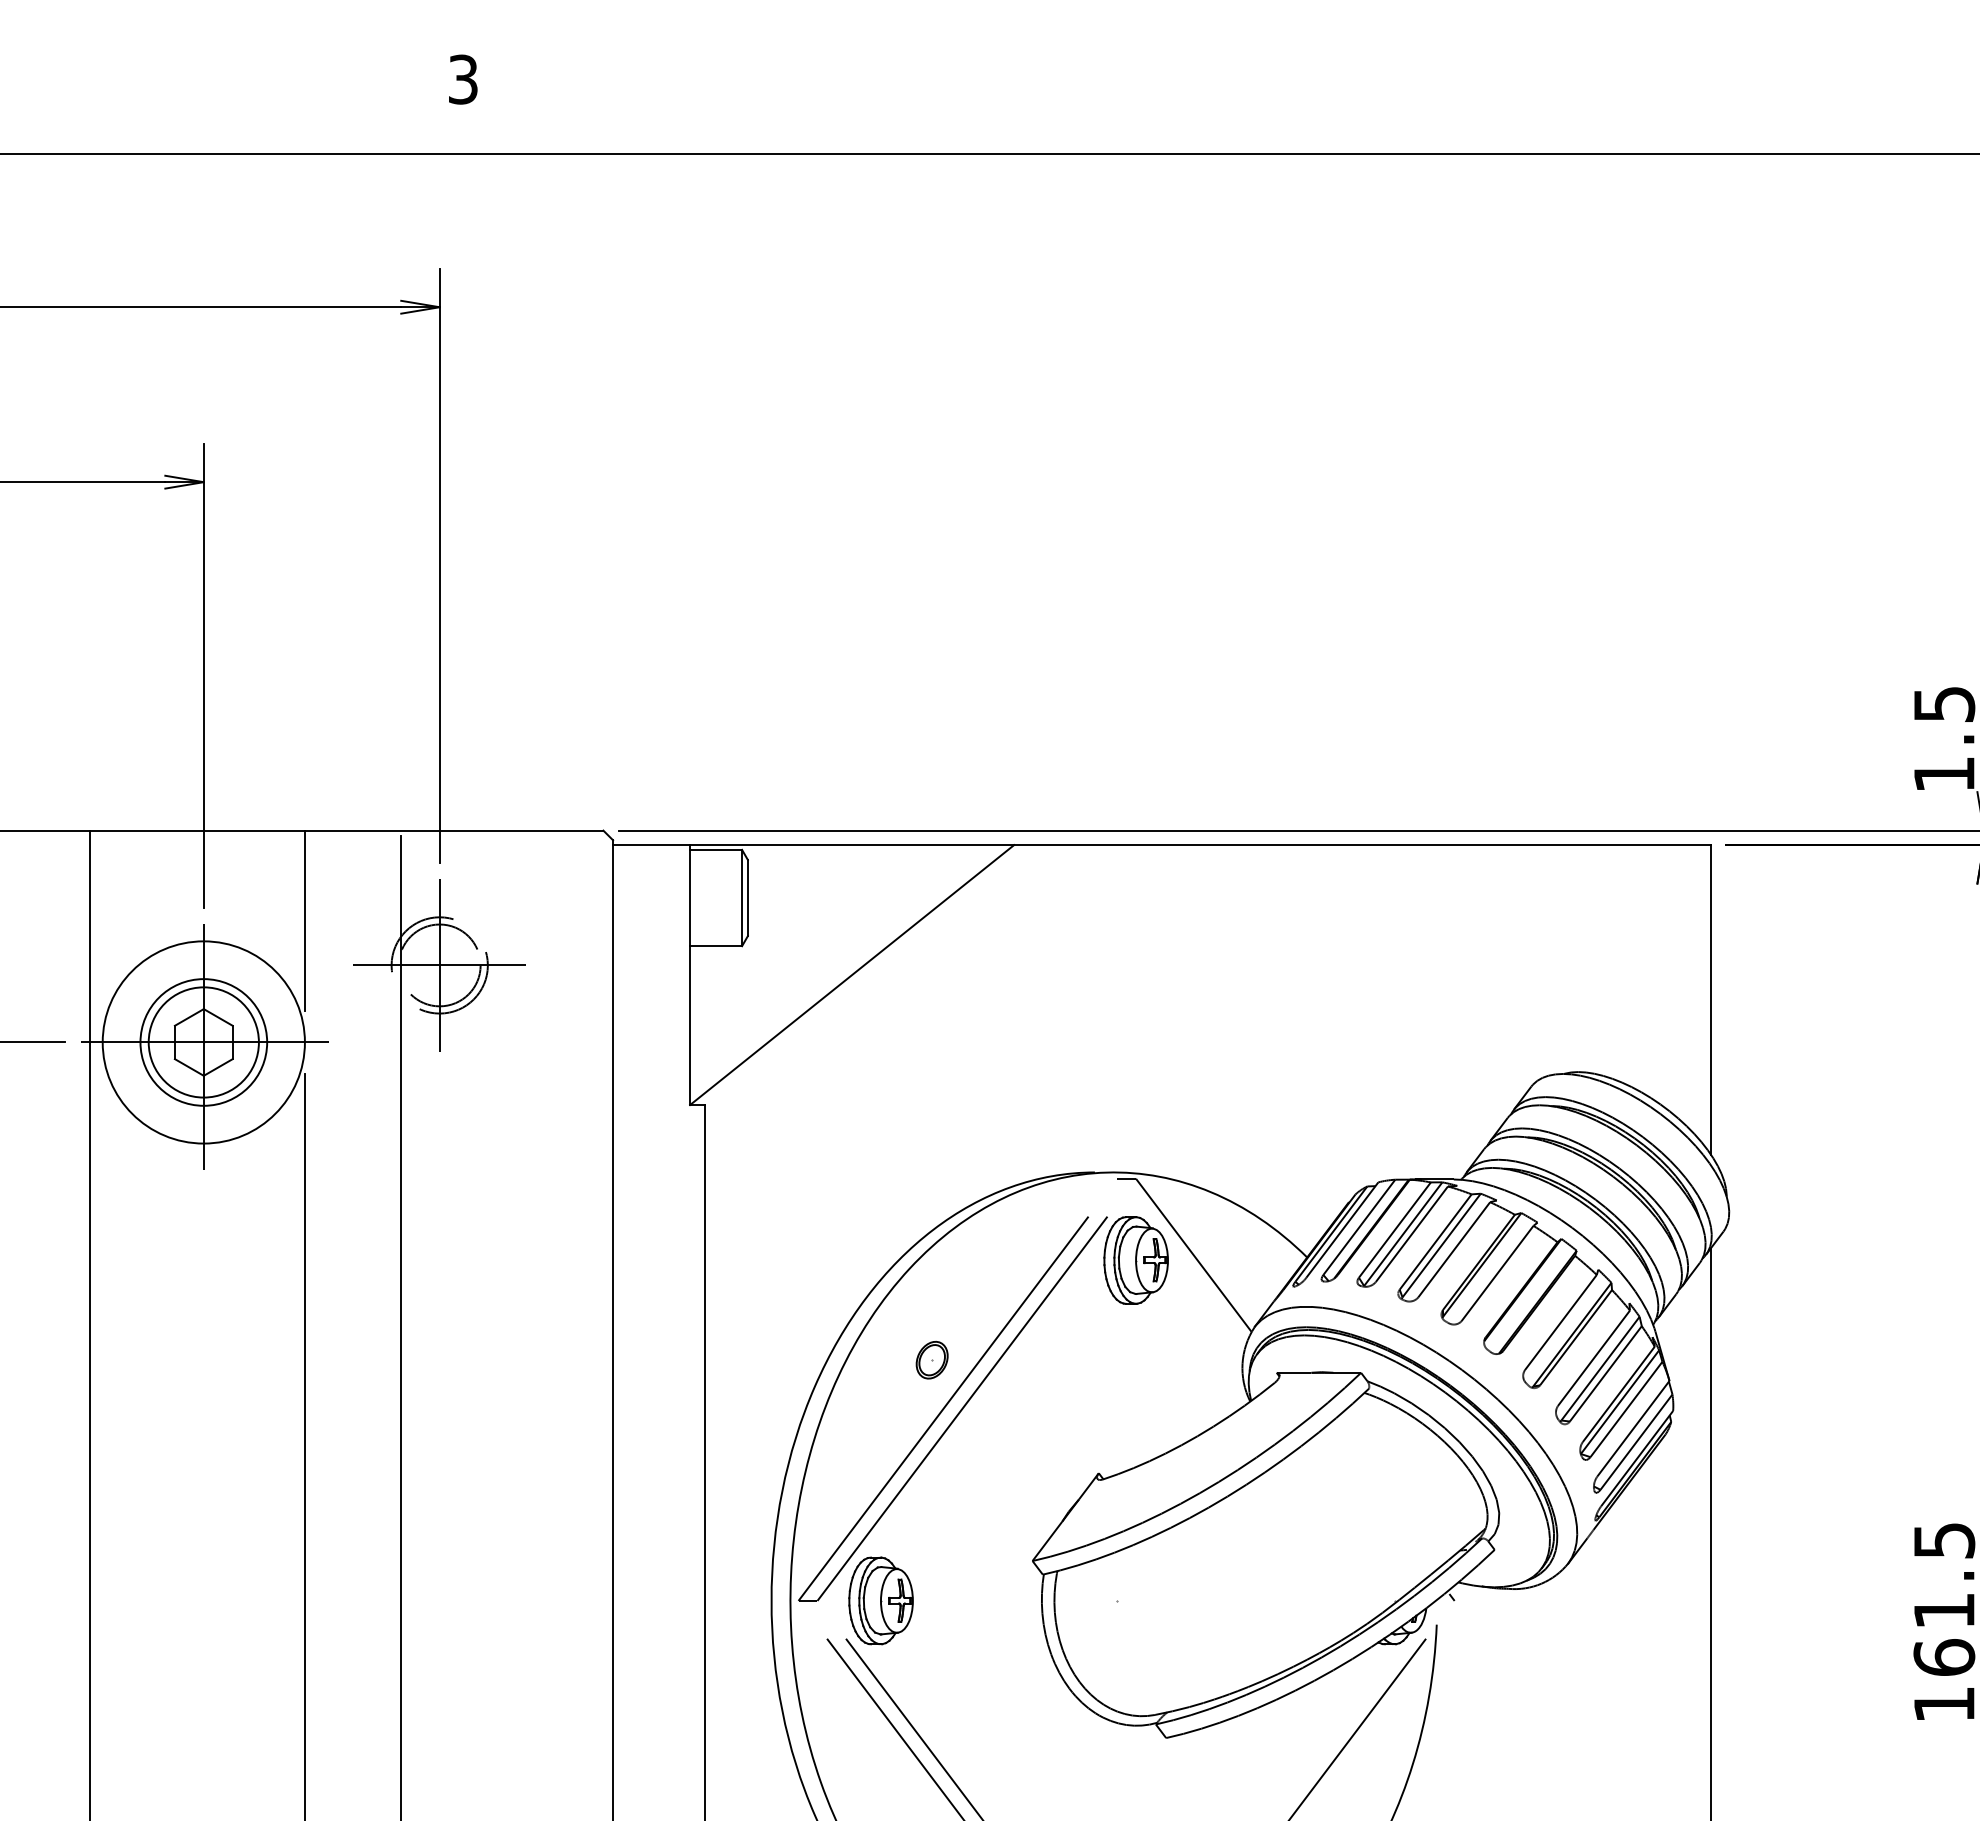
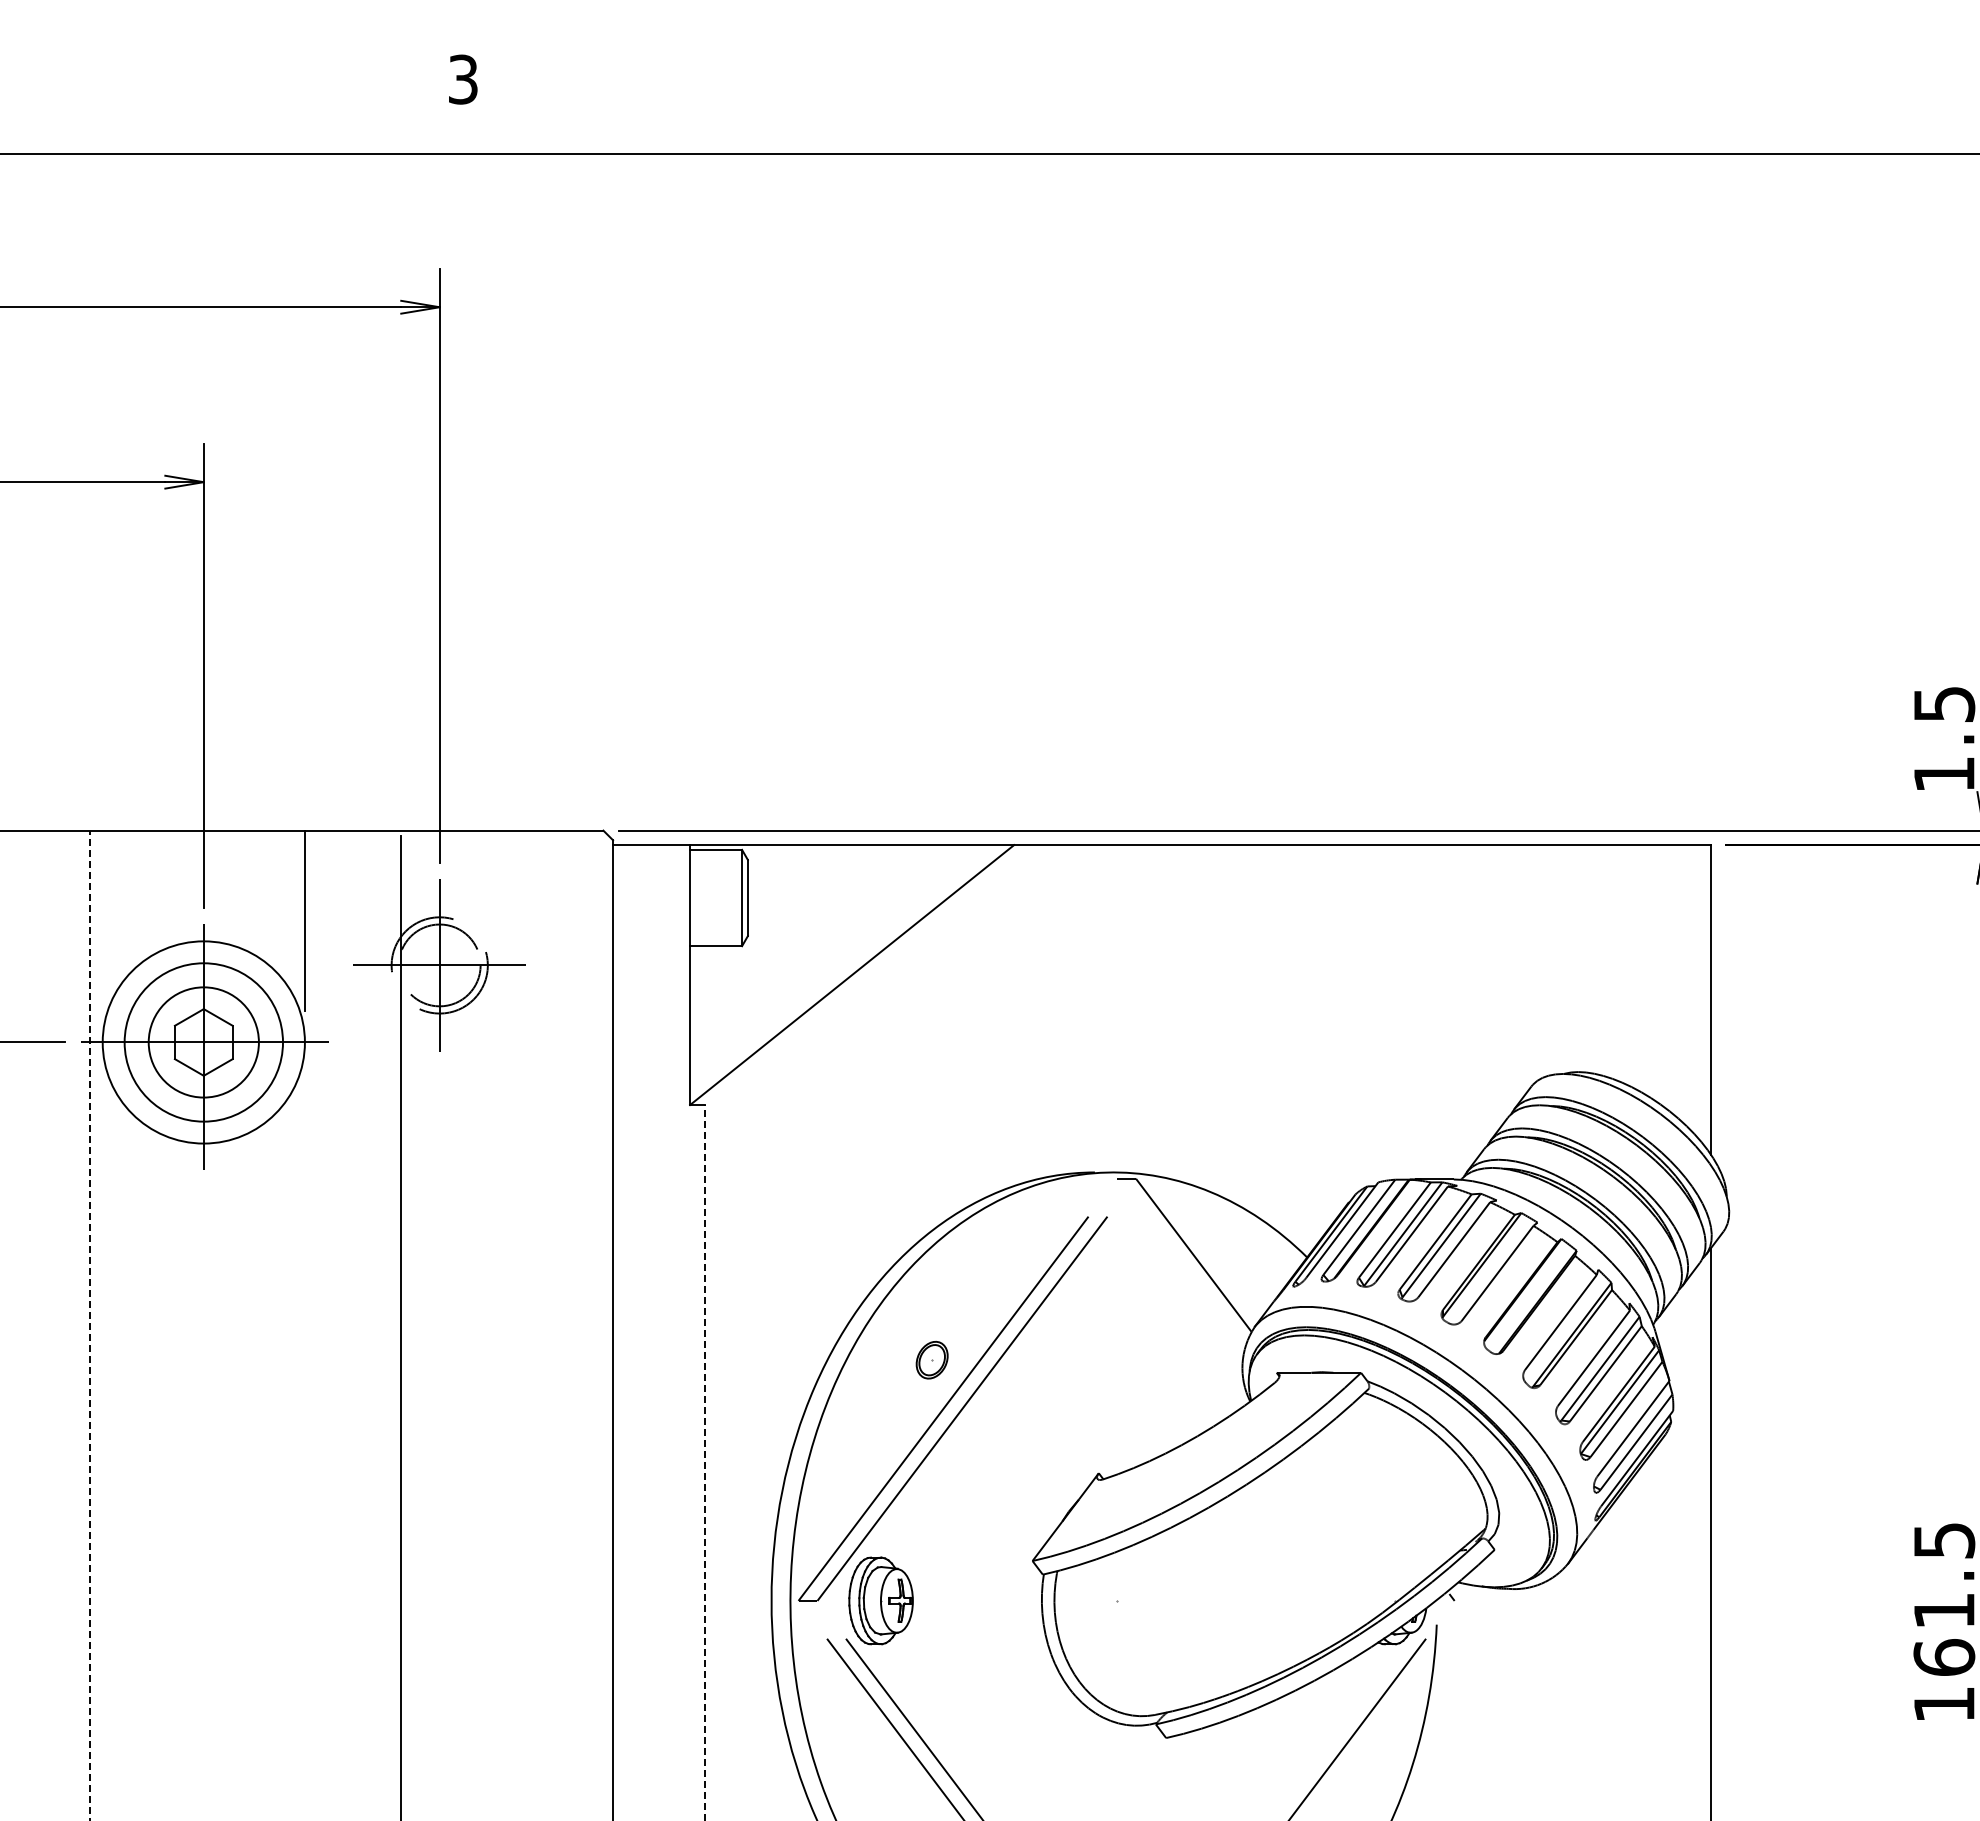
circle diameter: 127 px -> 158 px (203, 1042)
part: present -> none (1135, 1260)
line: solid -> dashed (90, 1325)
line: present -> none (304, 1445)
line: solid -> dashed (704, 1462)
